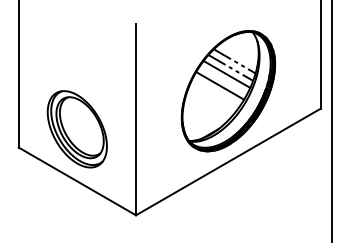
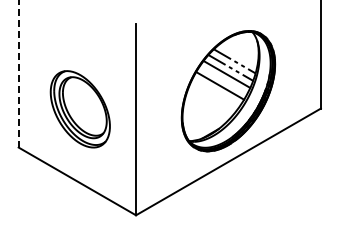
line: solid -> dashed (18, 73)
line: present -> none (332, 120)
part position: (76, 129) -> (79, 109) (79, 109)
